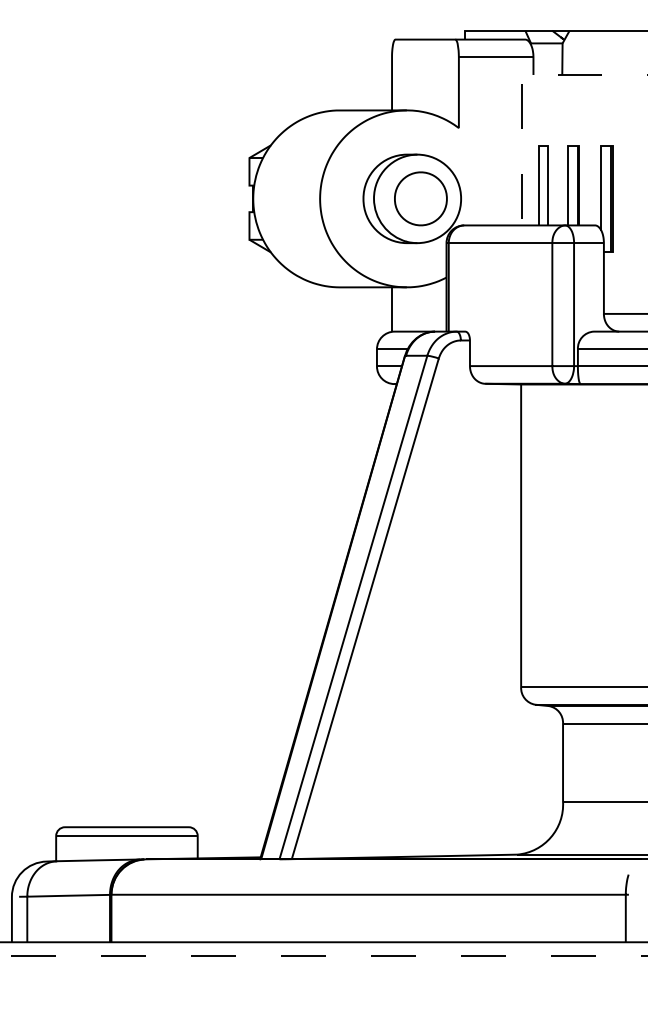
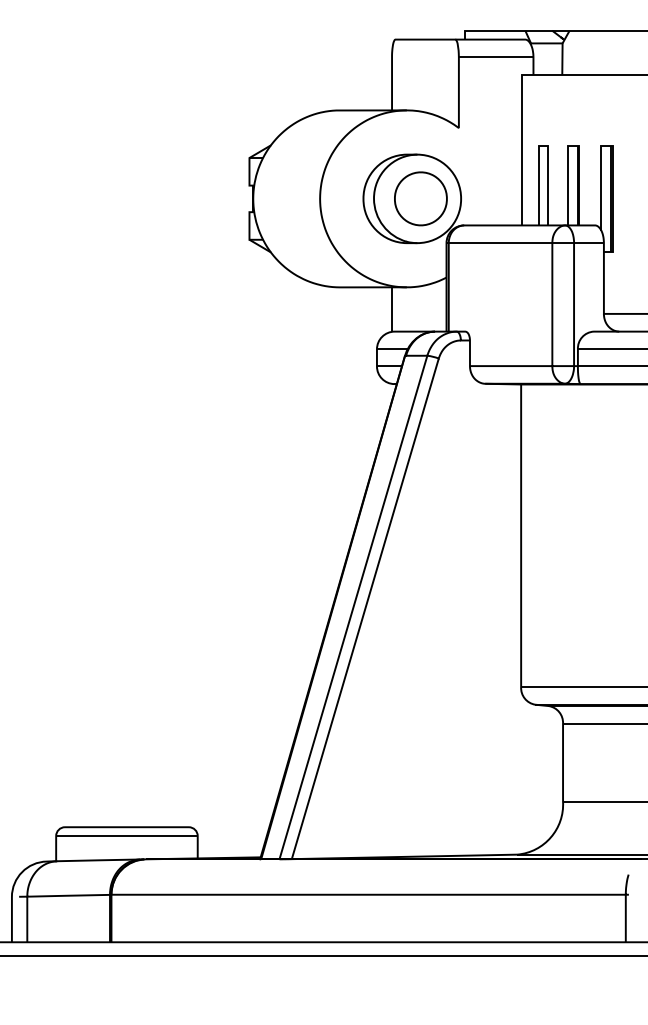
line: dashed -> solid (521, 86)
line: dashed -> solid (323, 956)
